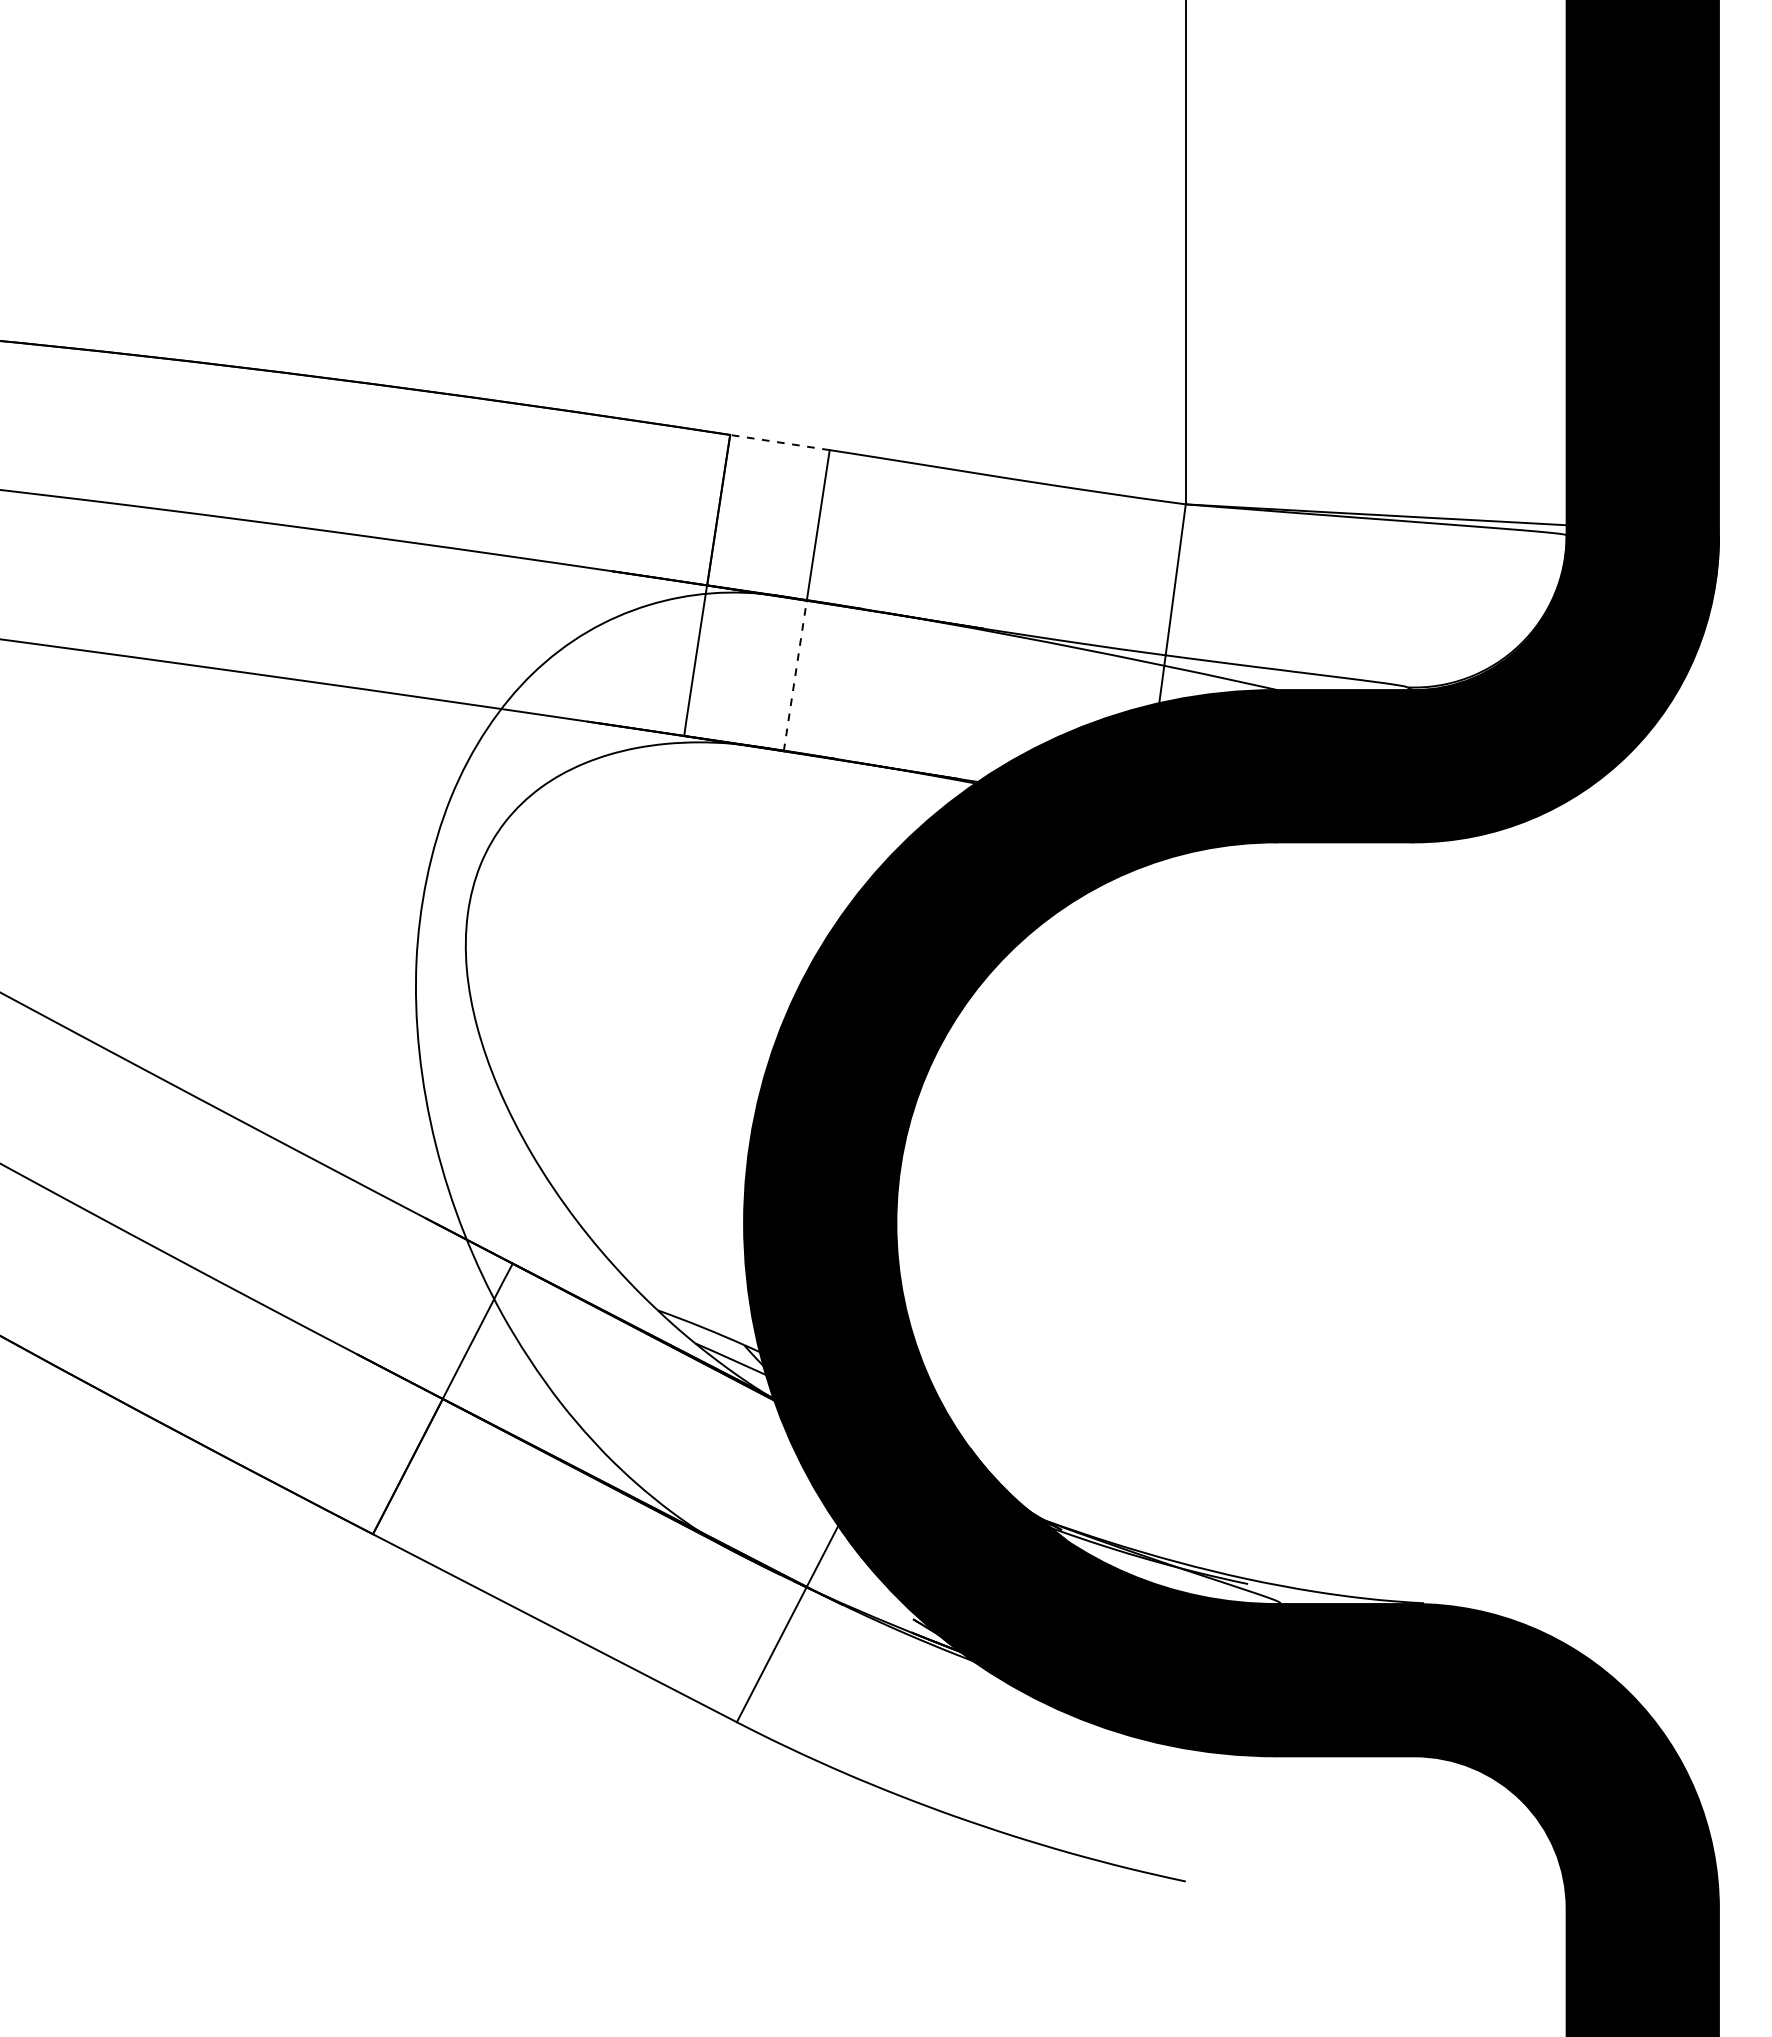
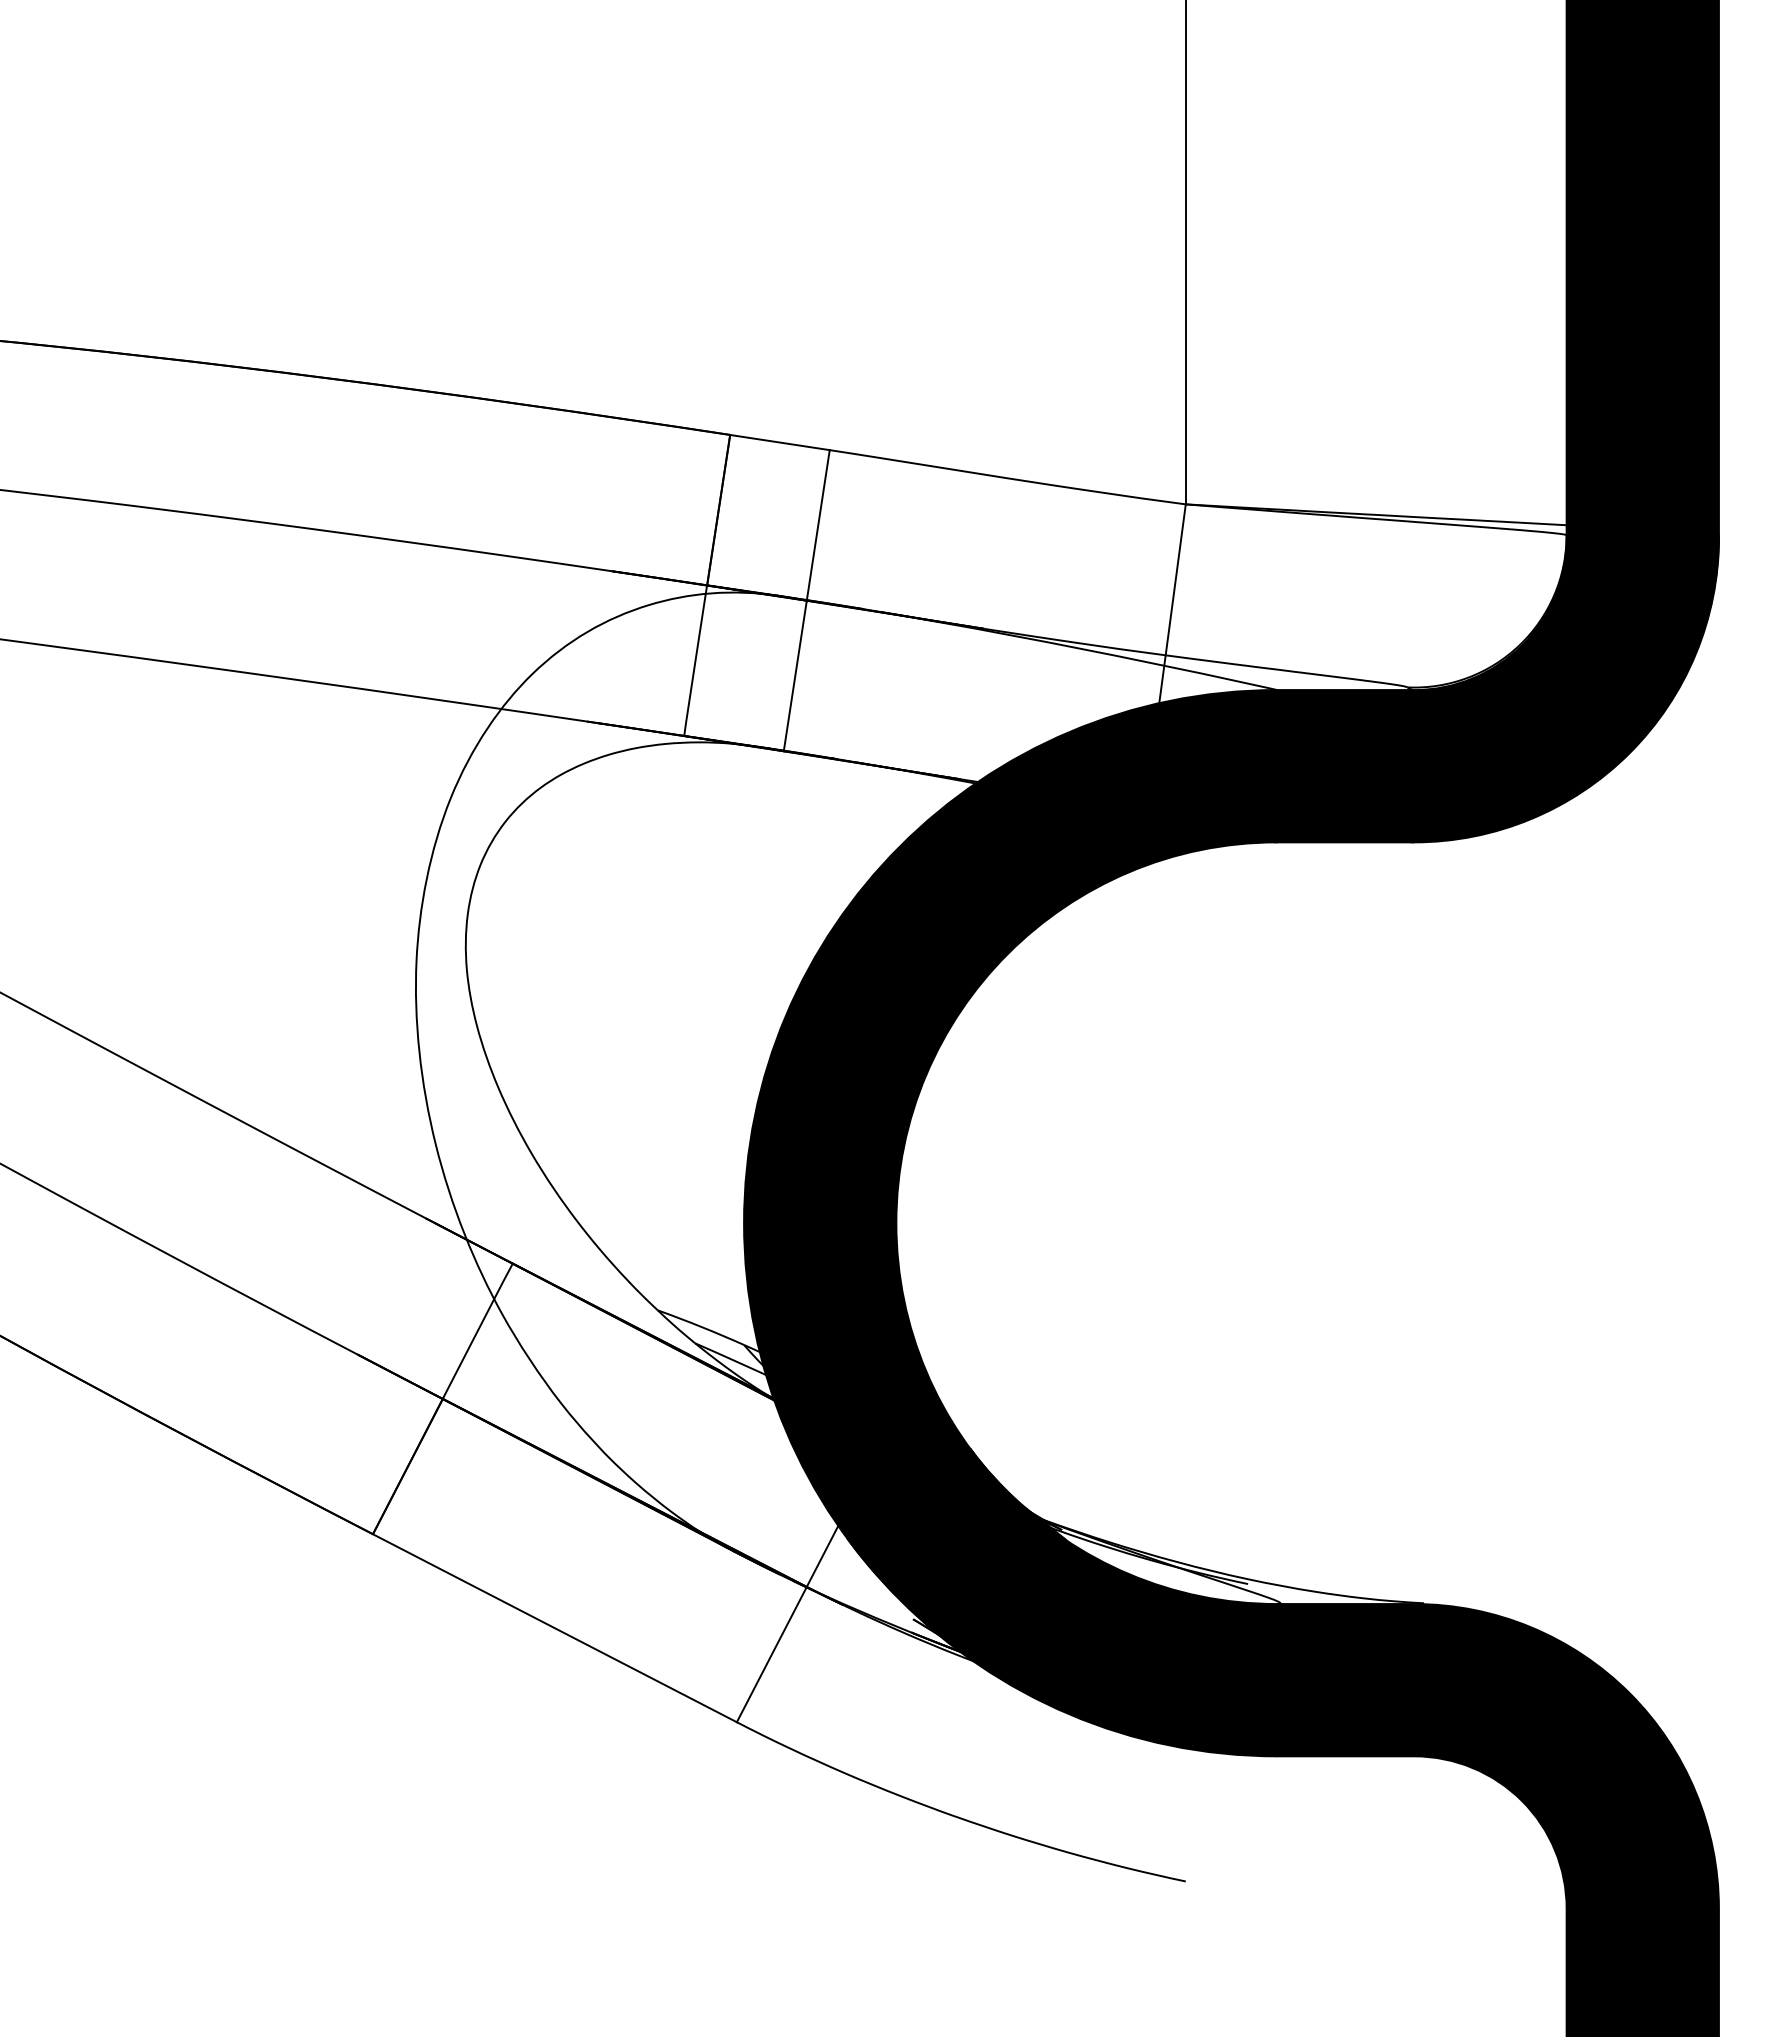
line: dashed -> solid (779, 442)
line: dashed -> solid (795, 675)
